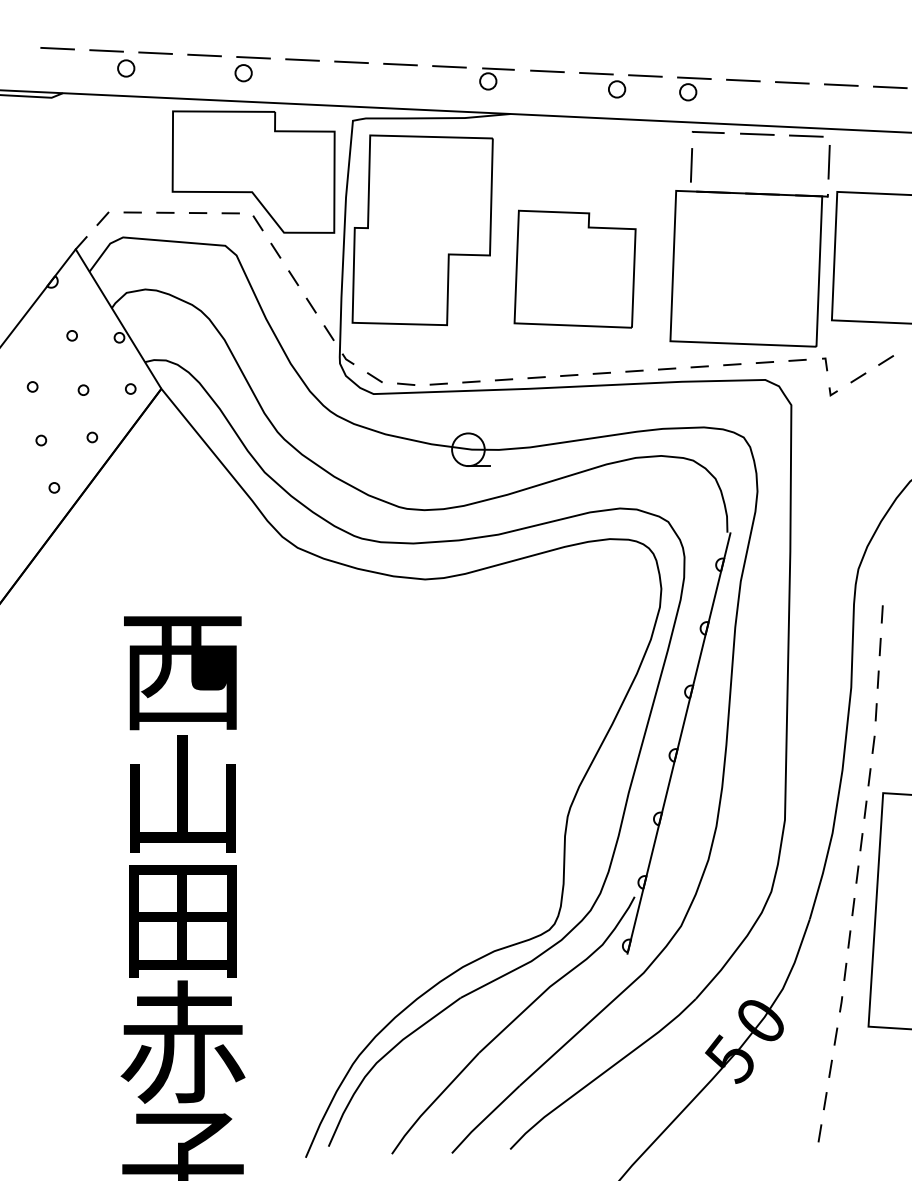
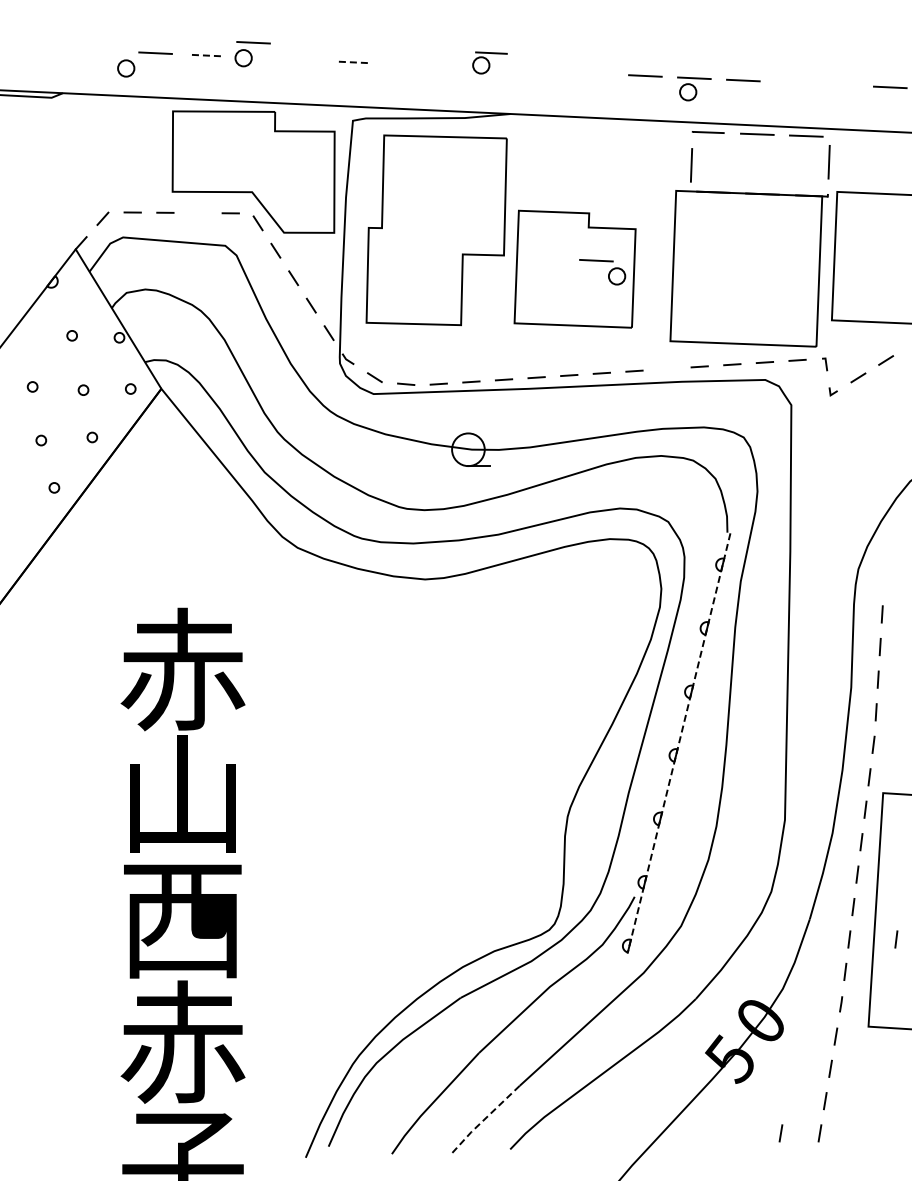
line: present -> none (57, 48)
line: present -> none (106, 50)
line: solid -> dashed (204, 55)
line: present -> none (302, 59)
line: solid -> dashed (351, 62)
line: present -> none (400, 64)
line: present -> none (449, 66)
part position: (252, 69) -> (252, 54) (252, 54)
line: present -> none (547, 71)
part position: (496, 78) -> (489, 62) (489, 62)
line: present -> none (792, 82)
line: present -> none (841, 84)
part position: (608, 86) -> (608, 273) (608, 273)
line: present -> none (198, 212)
part position: (422, 230) -> (436, 230) (436, 230)
line: present -> none (667, 368)
text: 西 -> 赤 (182, 669)
line: solid -> dashed (678, 744)
text: 田 -> 西 (182, 921)
line: none -> present (896, 939)
line: solid -> dashed (484, 1119)
line: none -> present (780, 1133)
